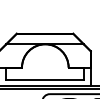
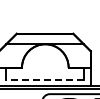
line: solid -> dashed (44, 80)
